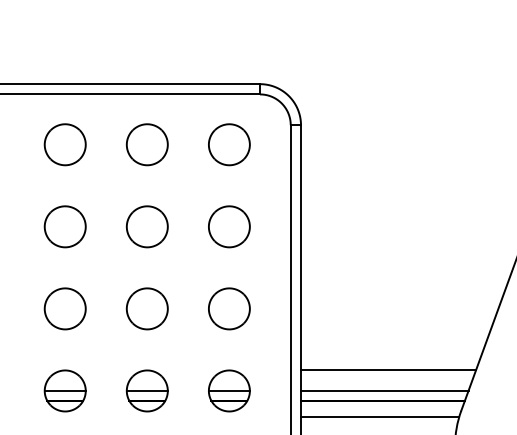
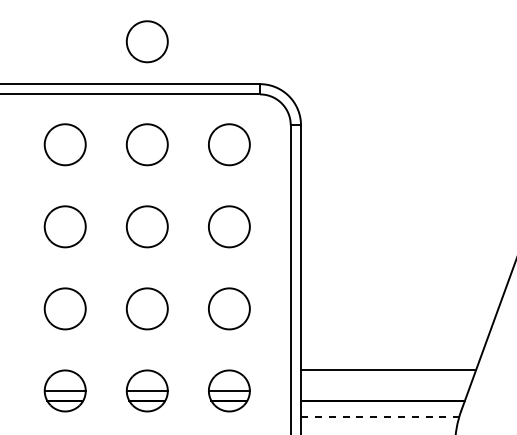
part: none -> present (146, 41)
line: present -> none (384, 390)
line: solid -> dashed (380, 417)
